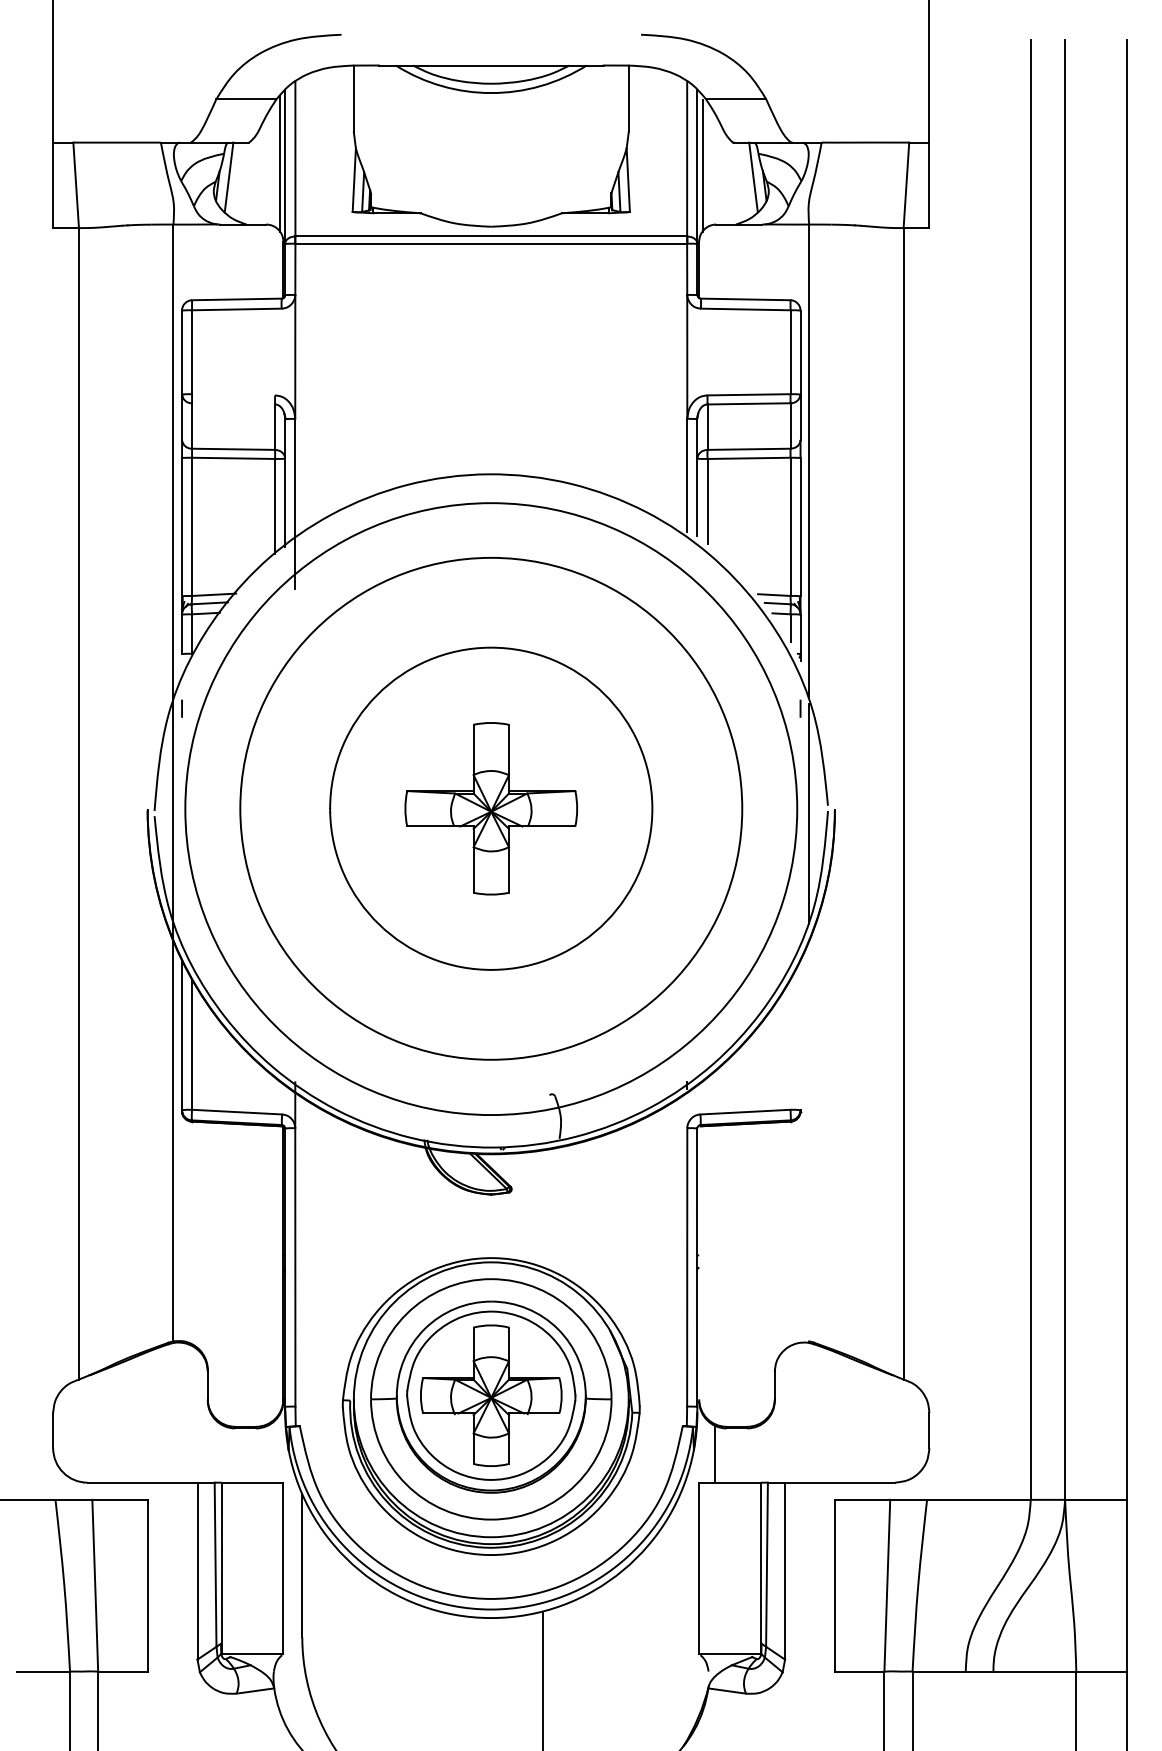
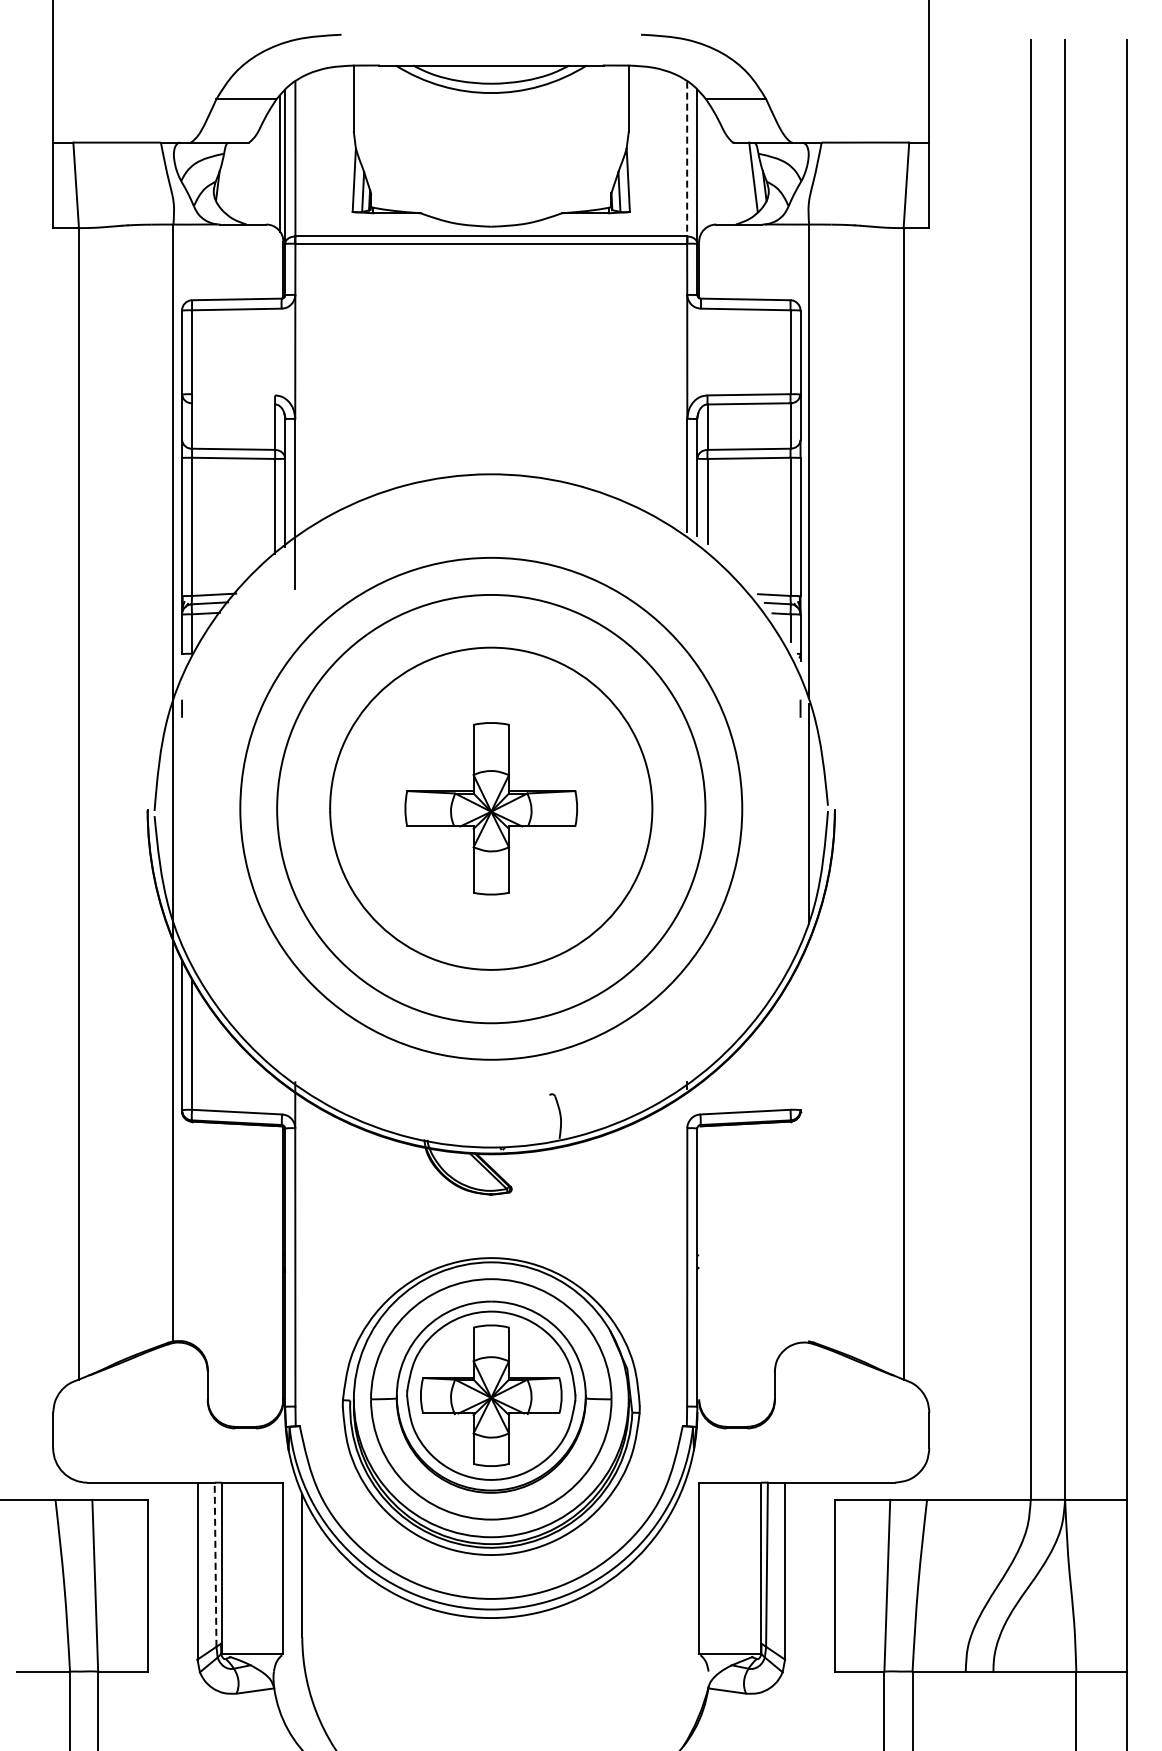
line: solid -> dashed (687, 159)
line: present -> none (702, 165)
line: present -> none (228, 177)
circle diameter: 612 px -> 428 px (491, 808)
line: present -> none (714, 1453)
line: solid -> dashed (215, 1564)
line: present -> none (542, 1679)
